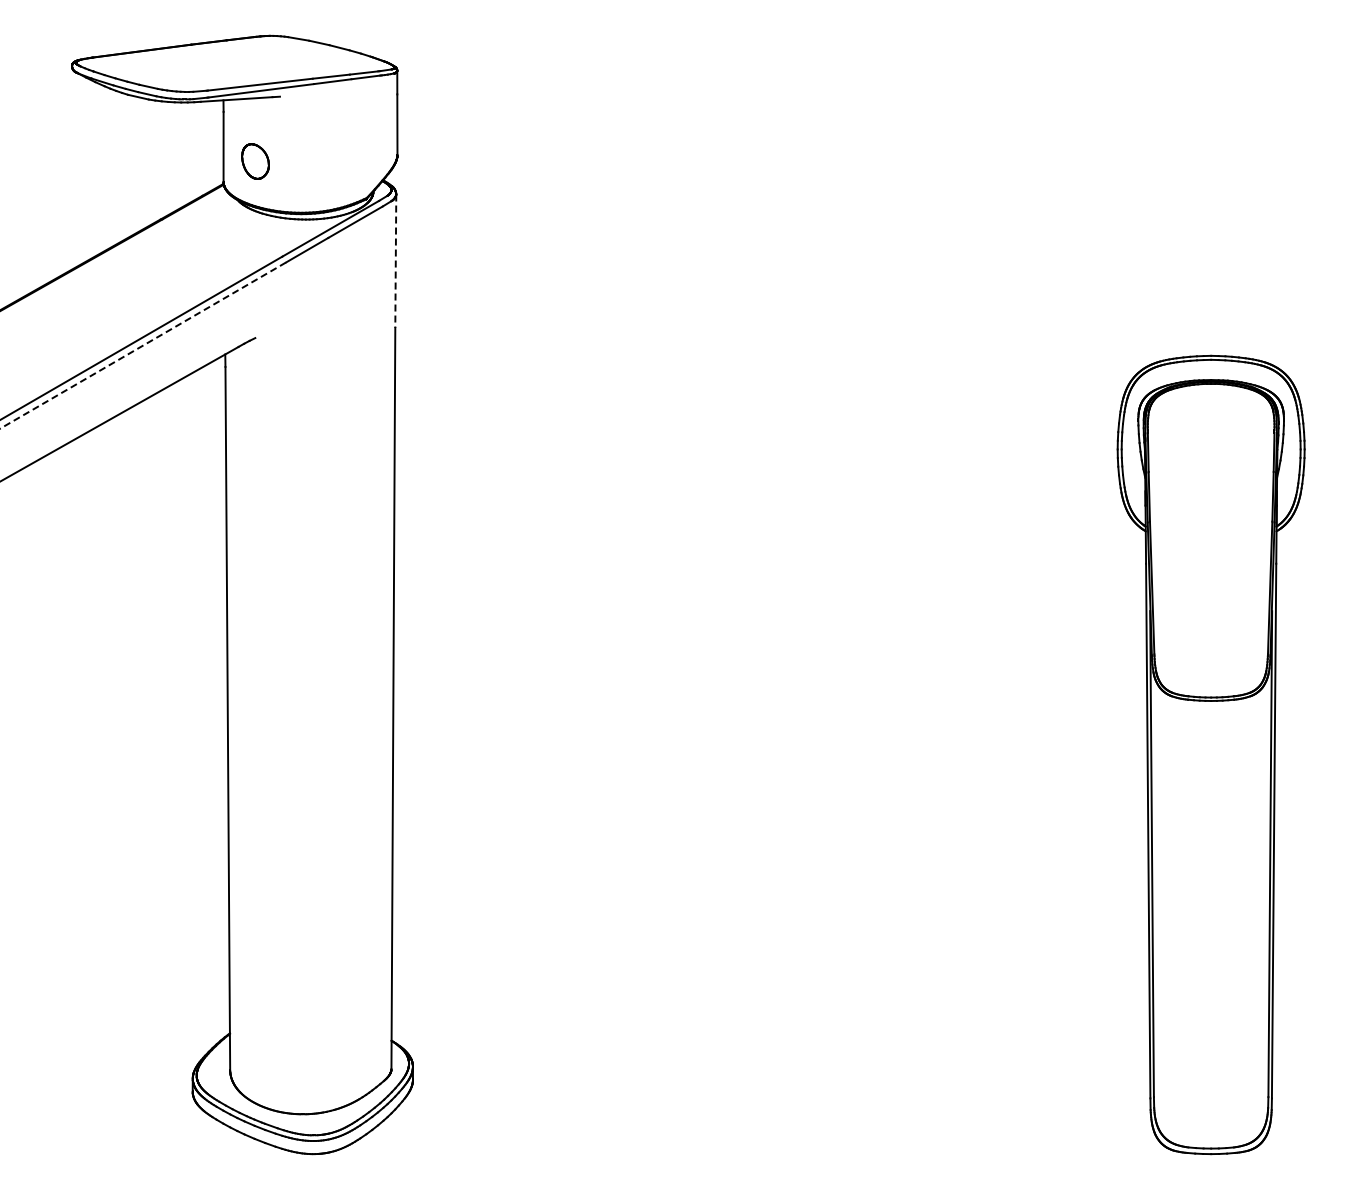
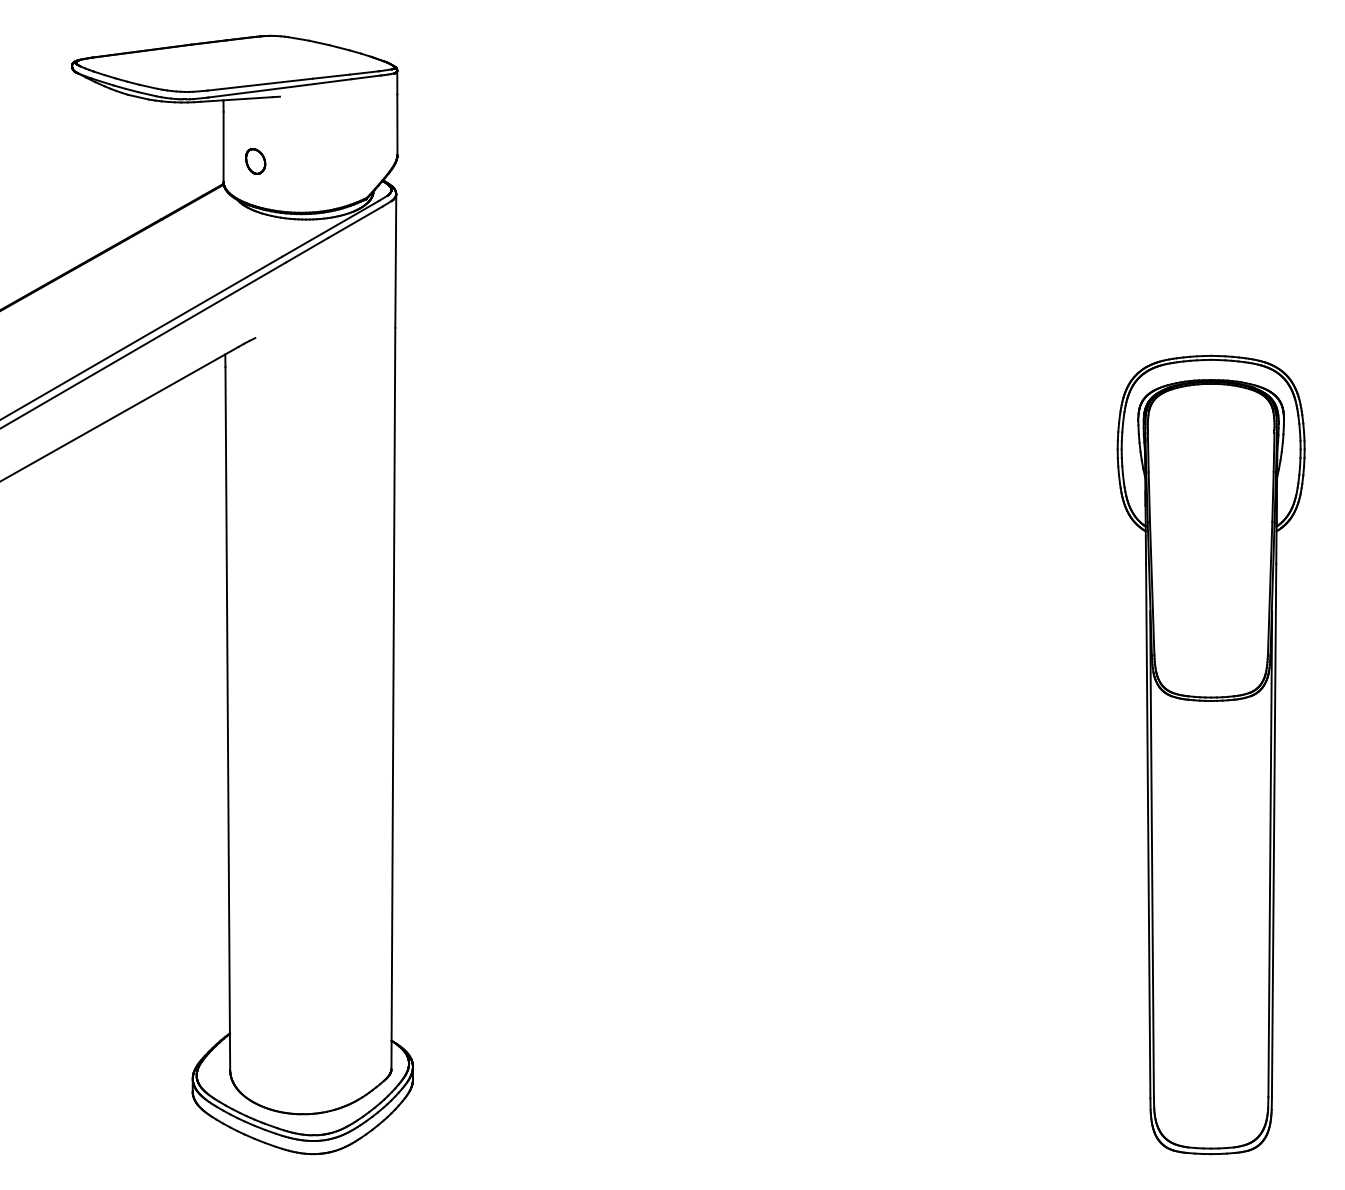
part size: 29x37 px -> 22x27 px (255, 161)
line: dashed -> solid (395, 261)
line: dashed -> solid (143, 345)
